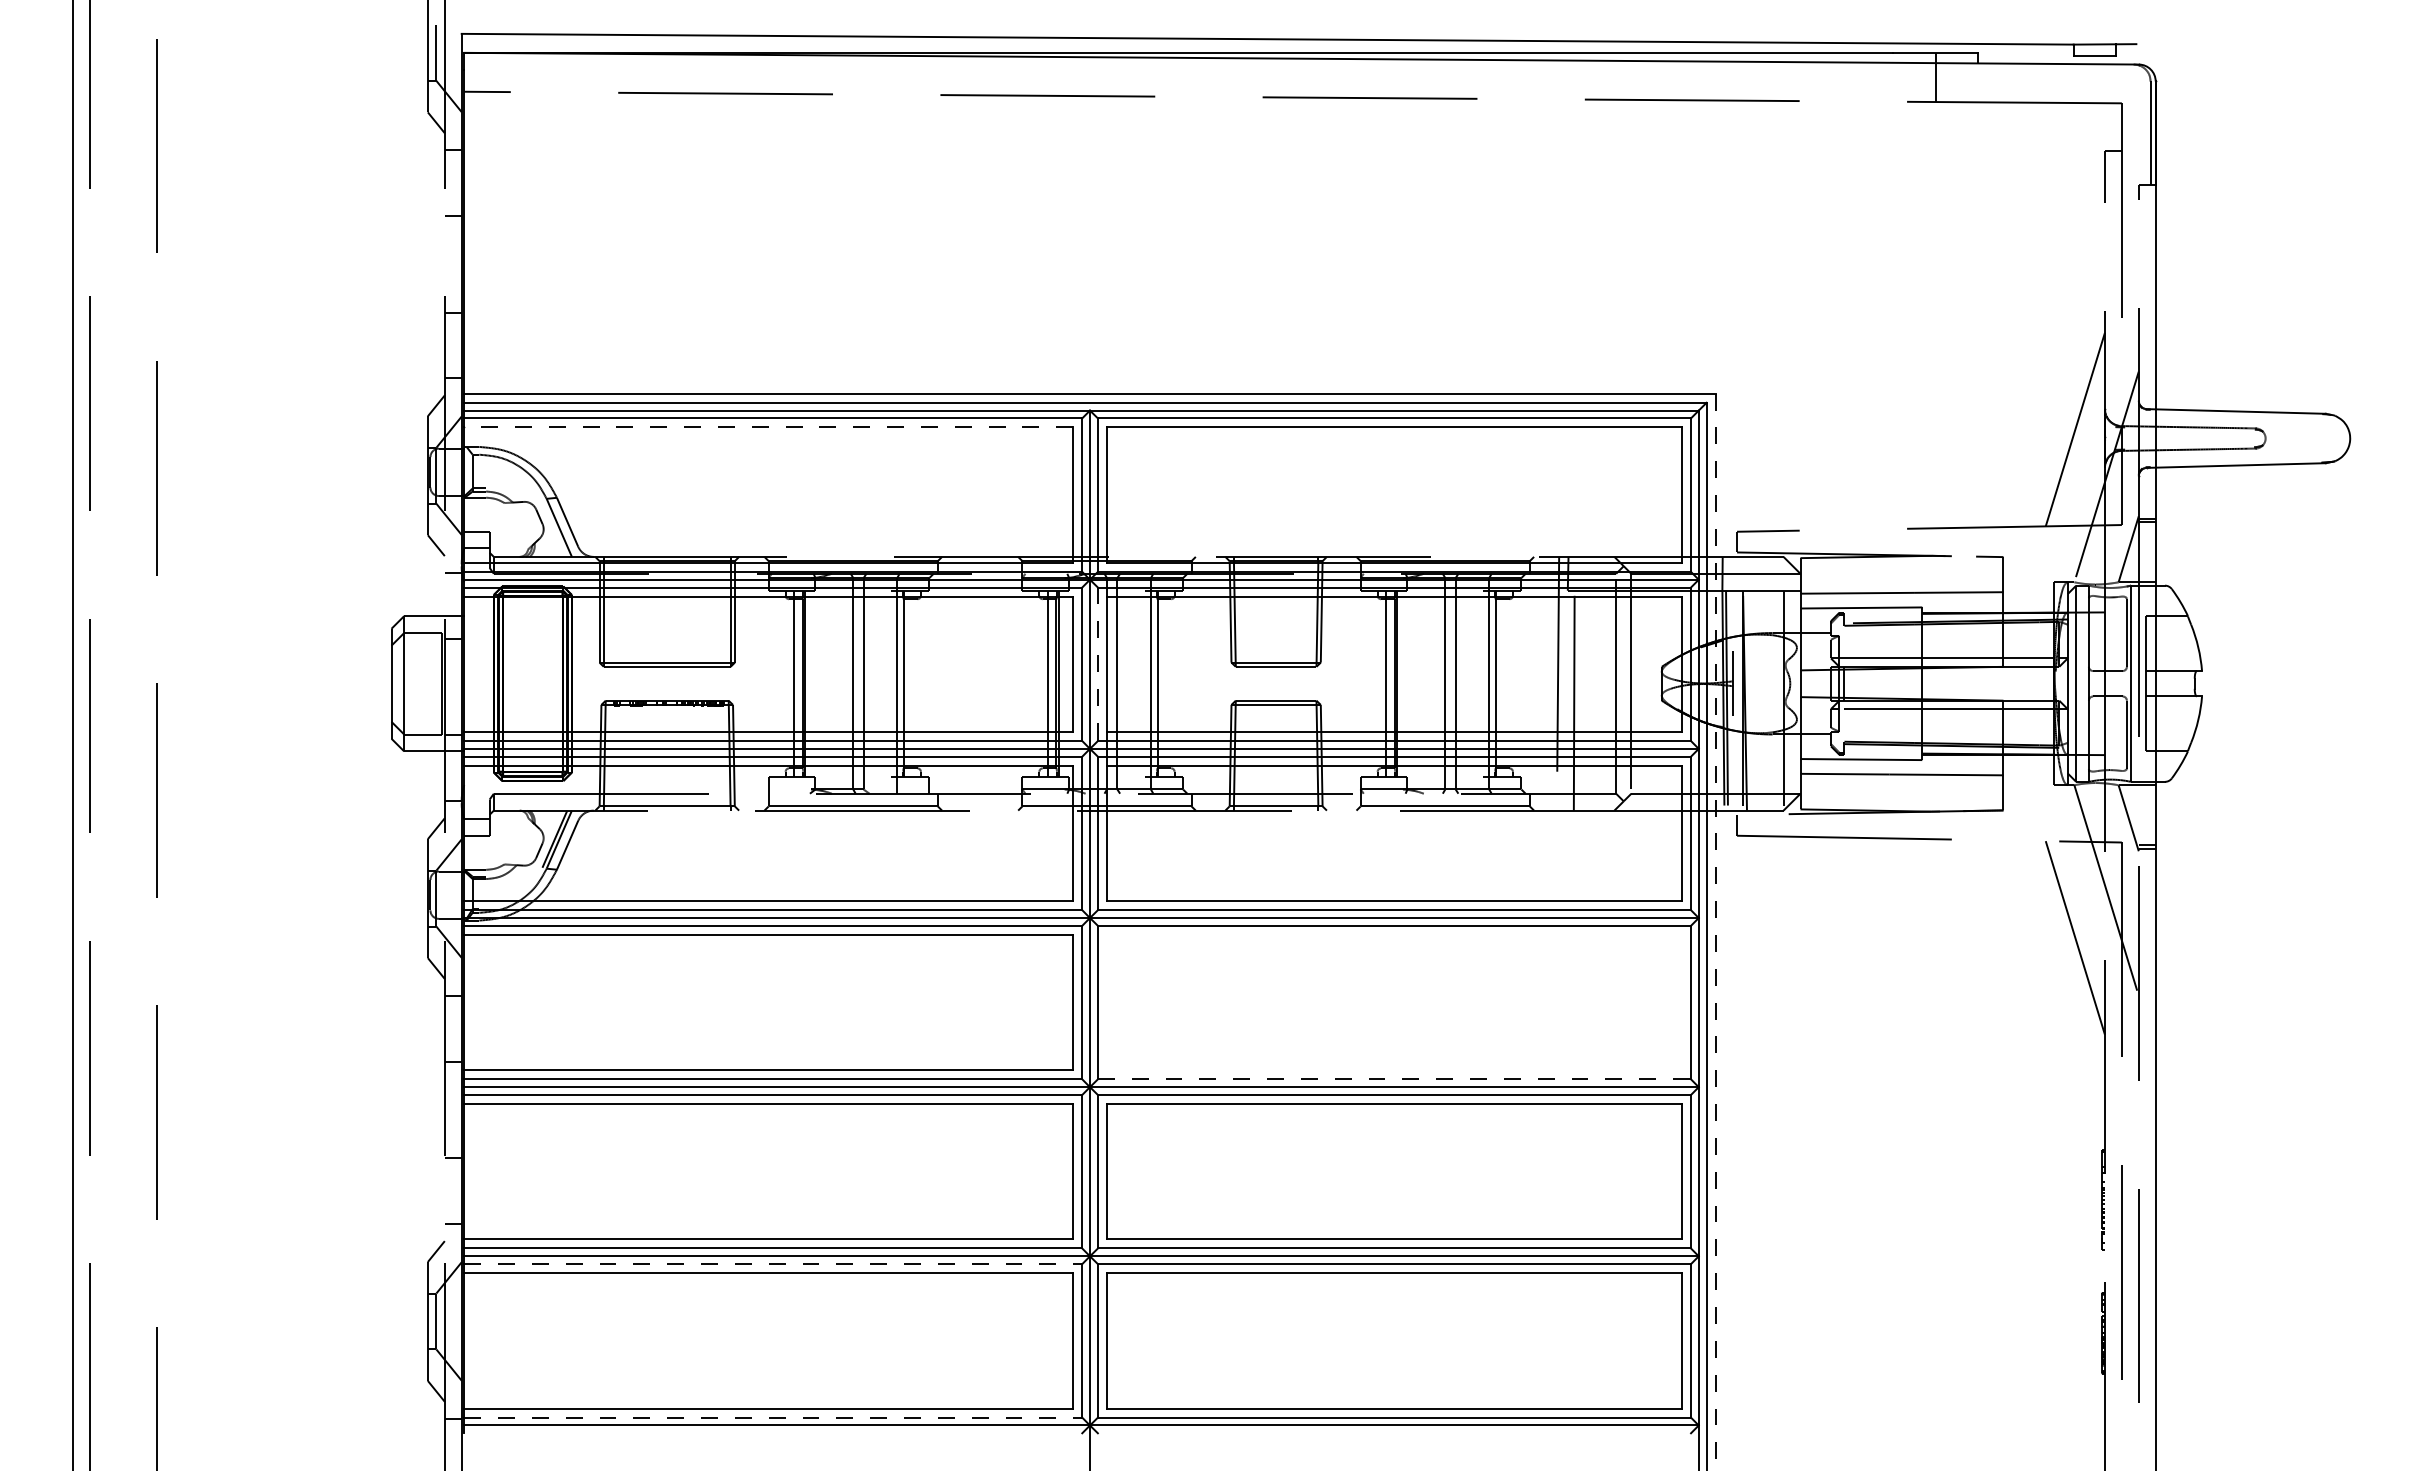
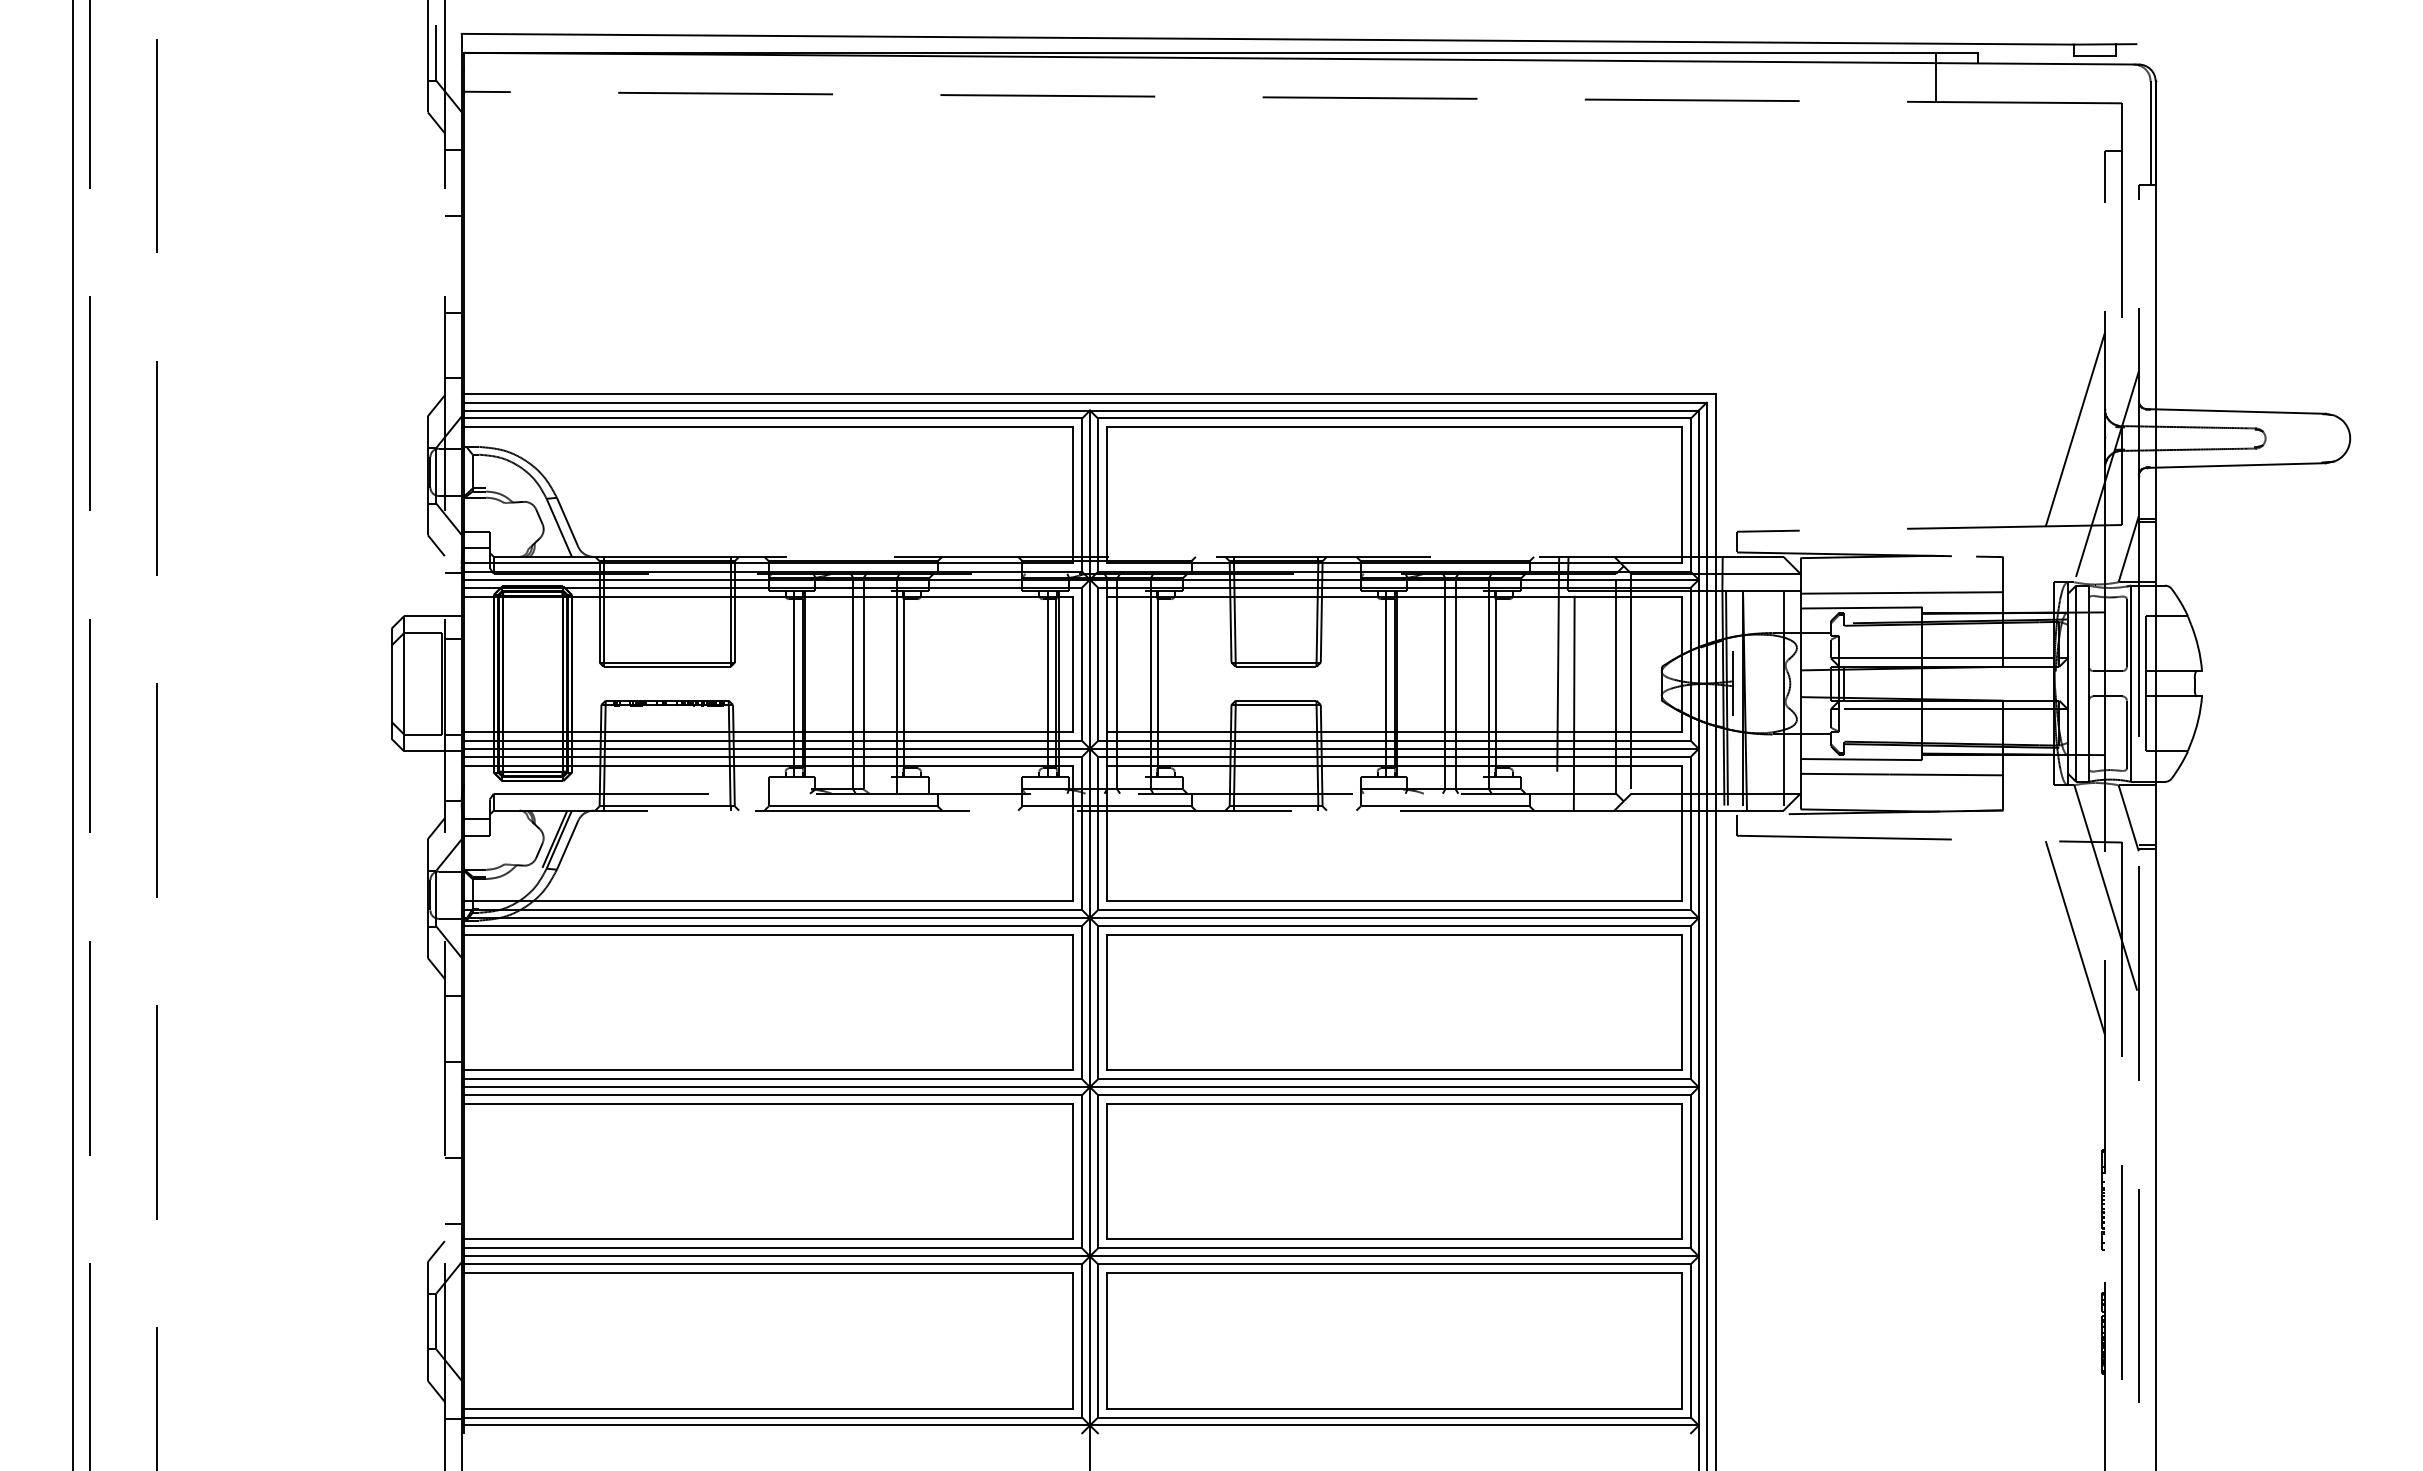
line: dashed -> solid (768, 427)
line: dashed -> solid (1097, 664)
line: dashed -> solid (1715, 932)
part: none -> present (1394, 1002)
line: dashed -> solid (1394, 1079)
line: dashed -> solid (773, 1264)
line: dashed -> solid (773, 1417)
